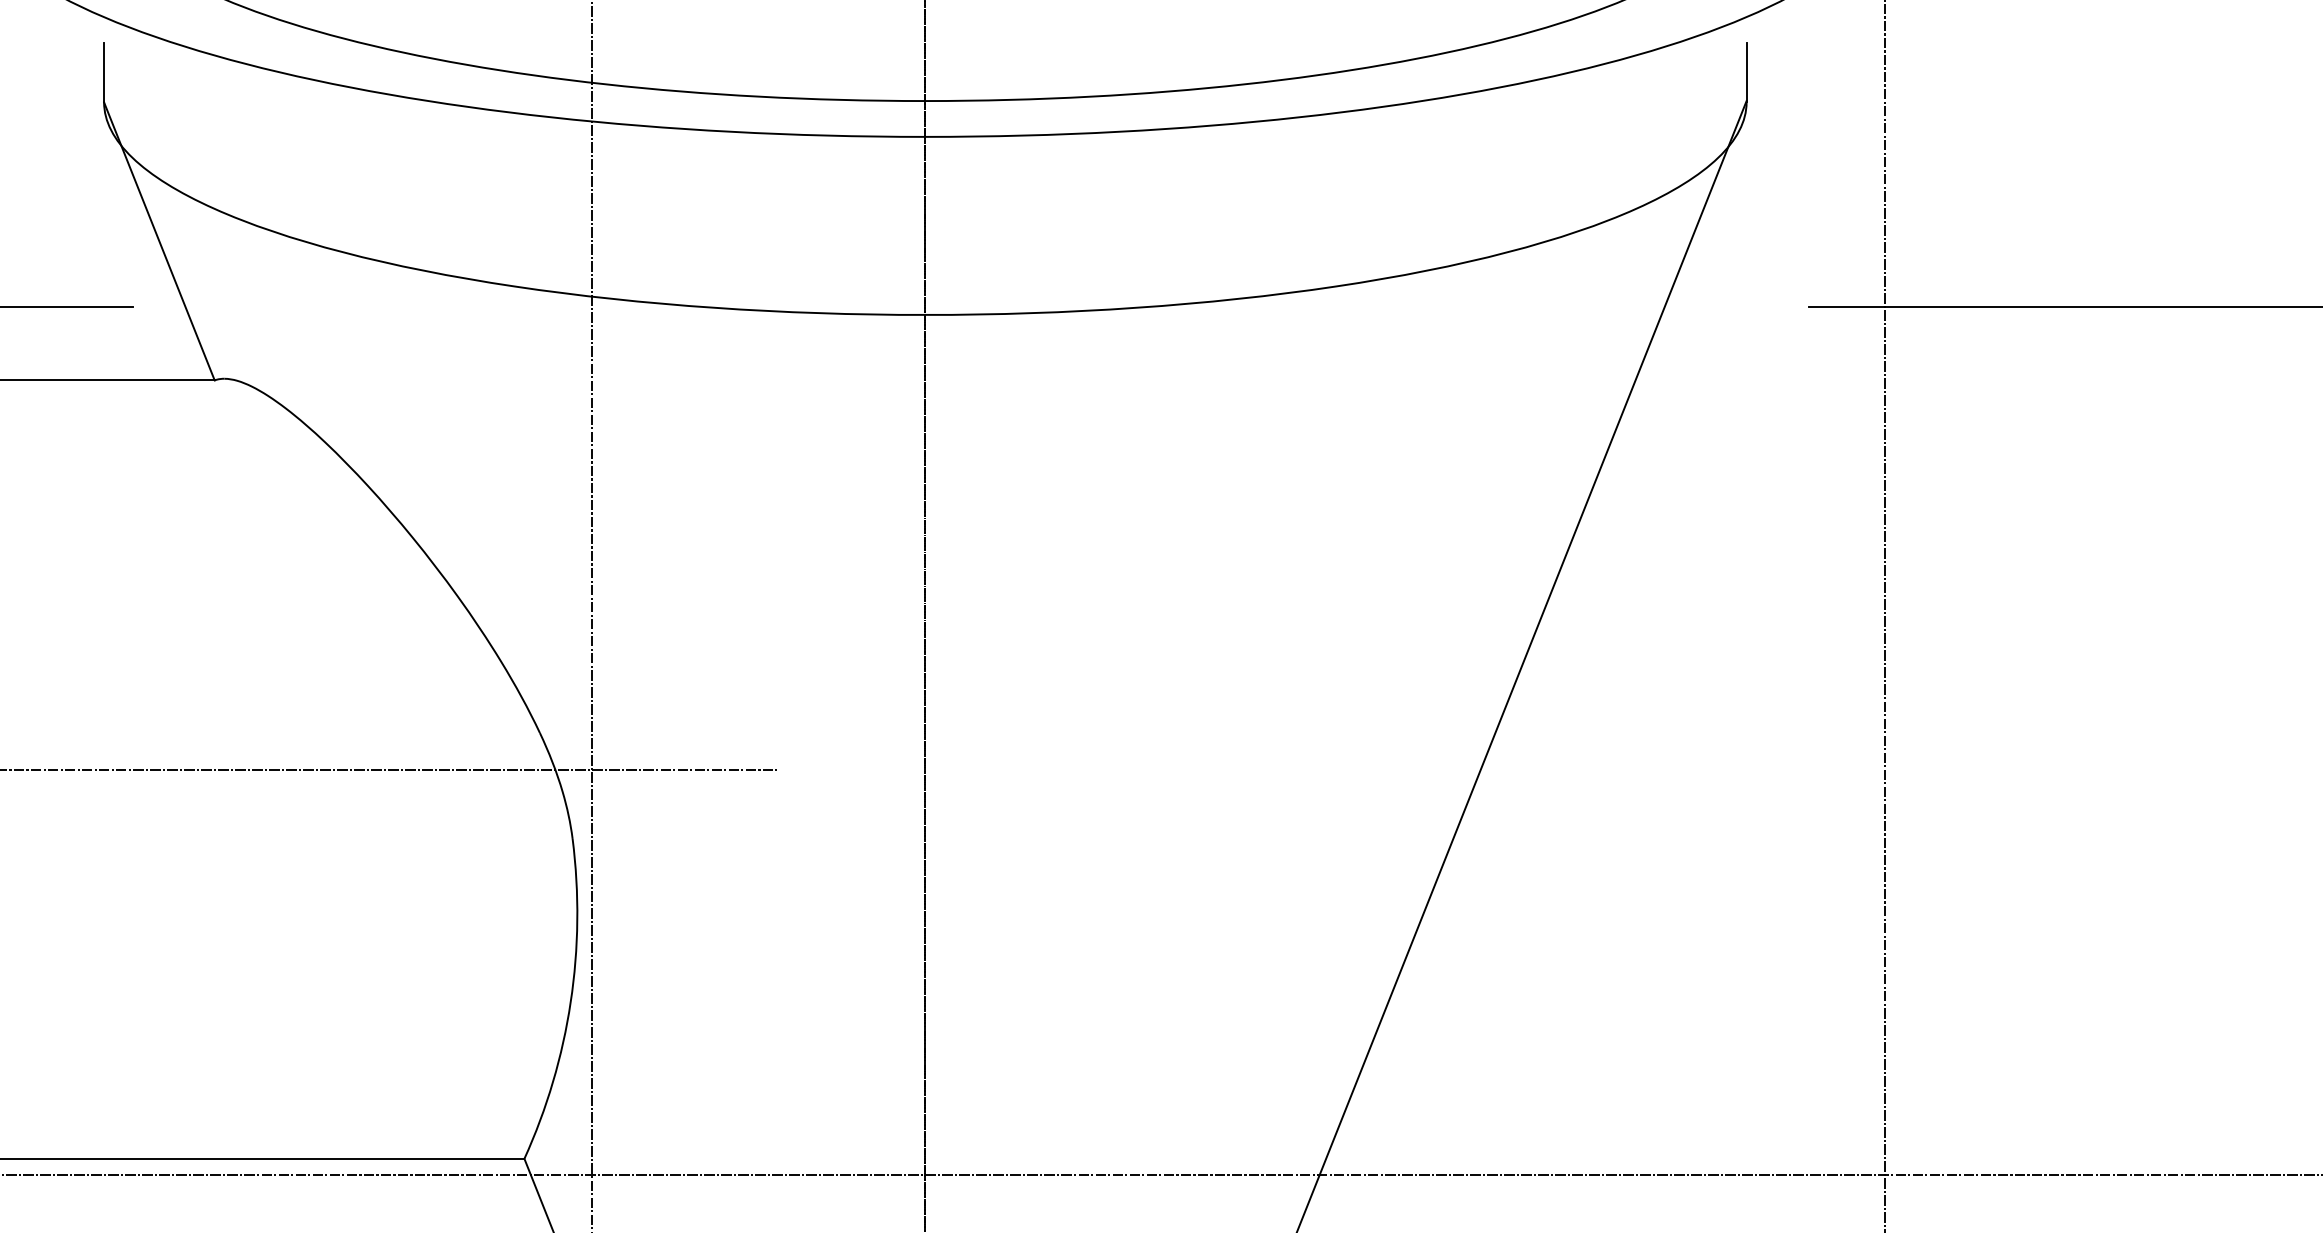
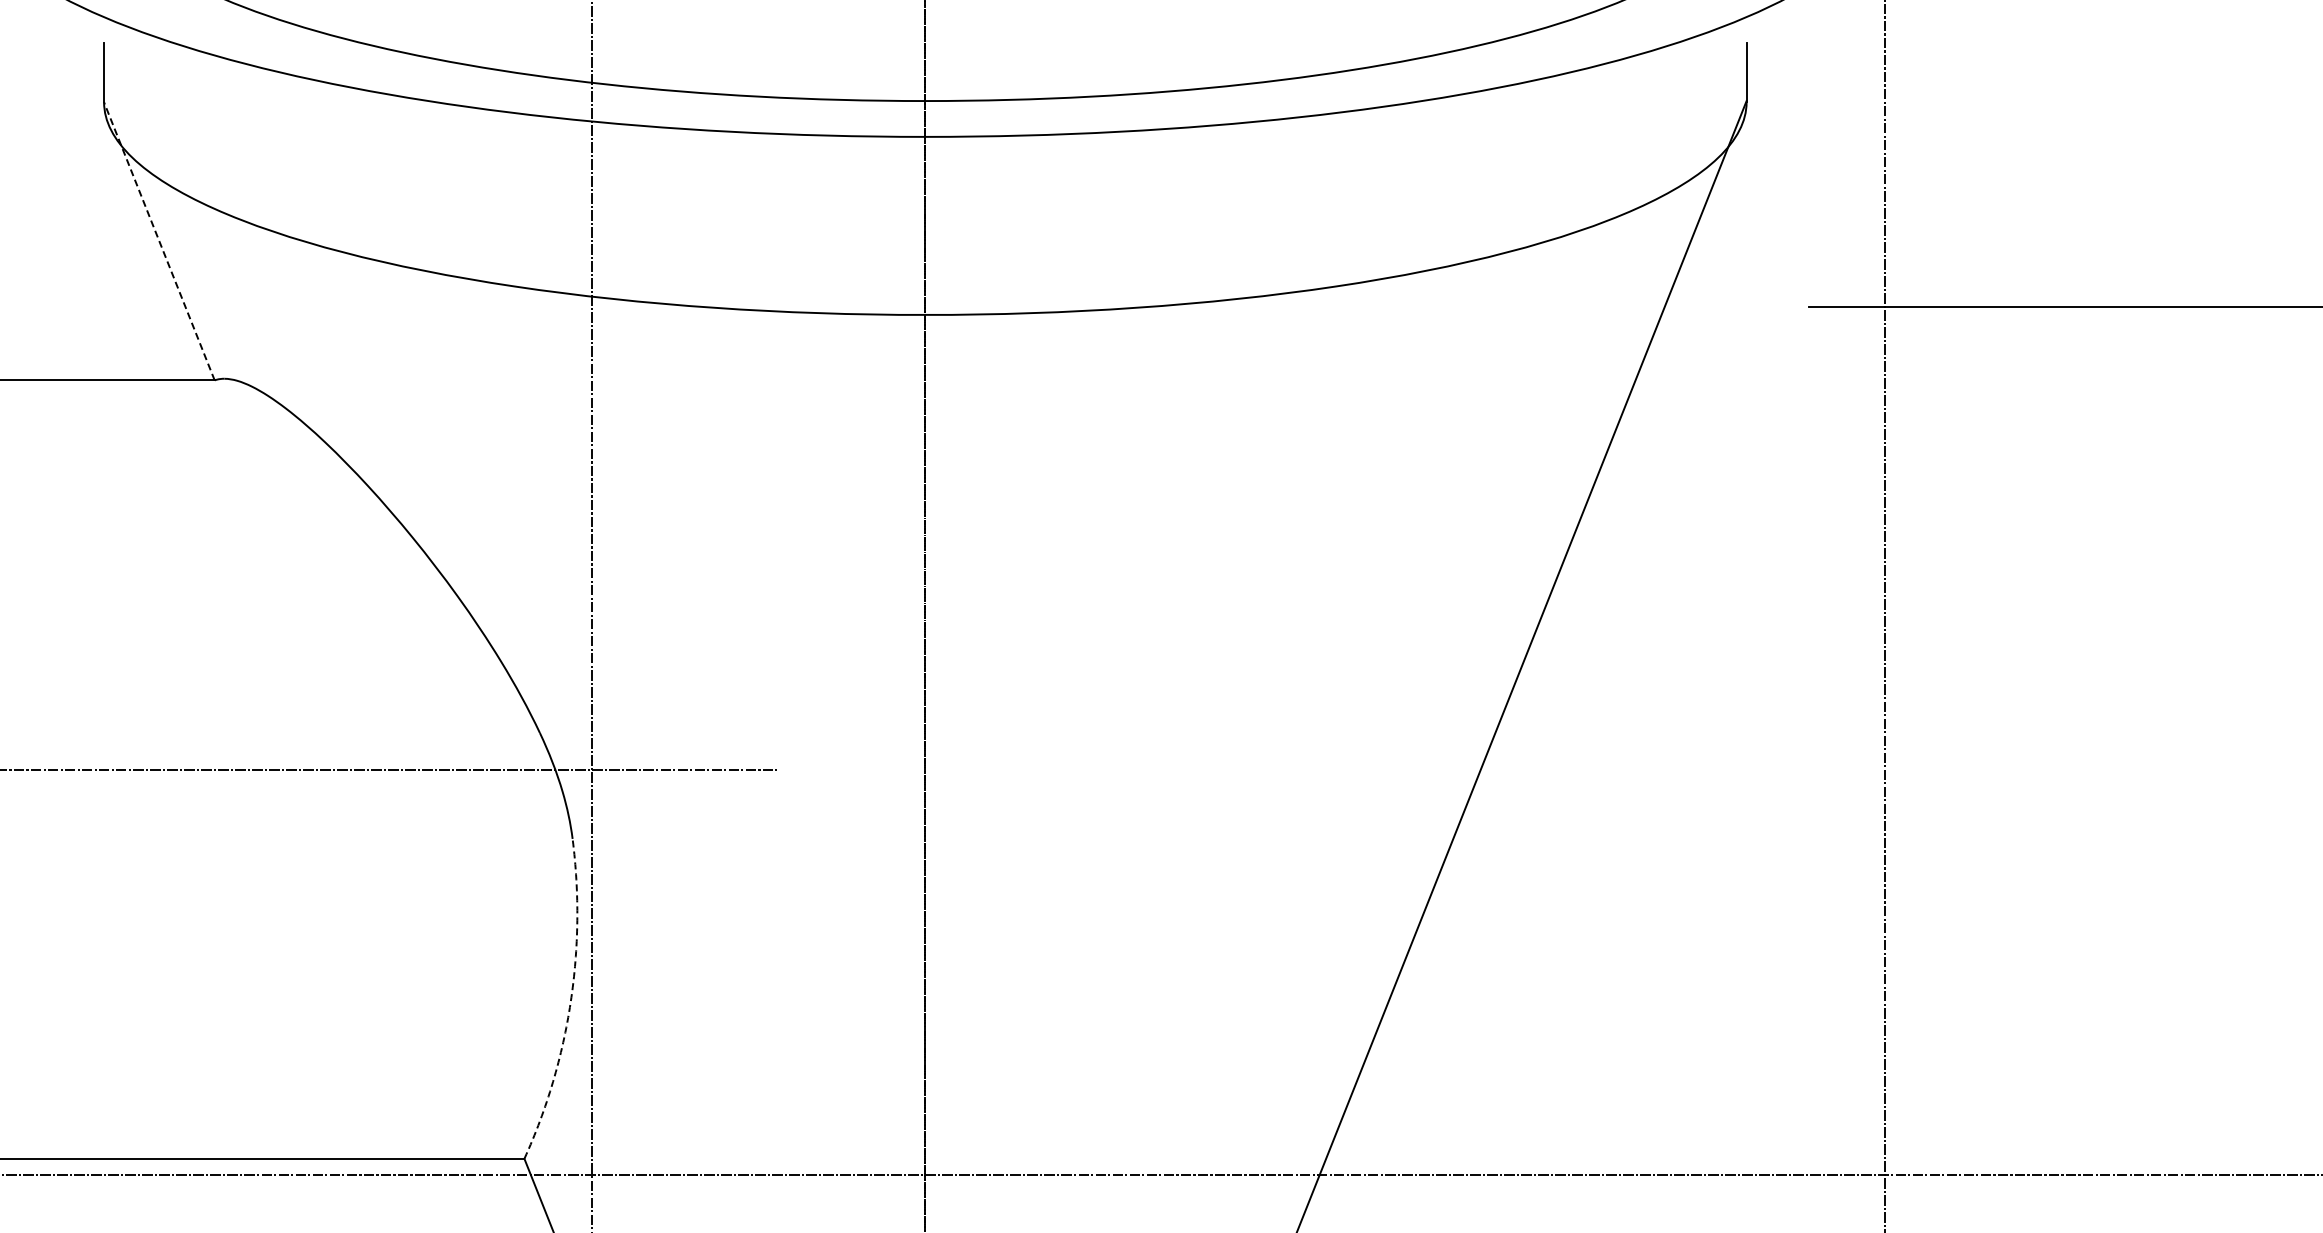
line: solid -> dashed (159, 241)
line: present -> none (67, 306)
arc: solid -> dashed (570, 1002)
